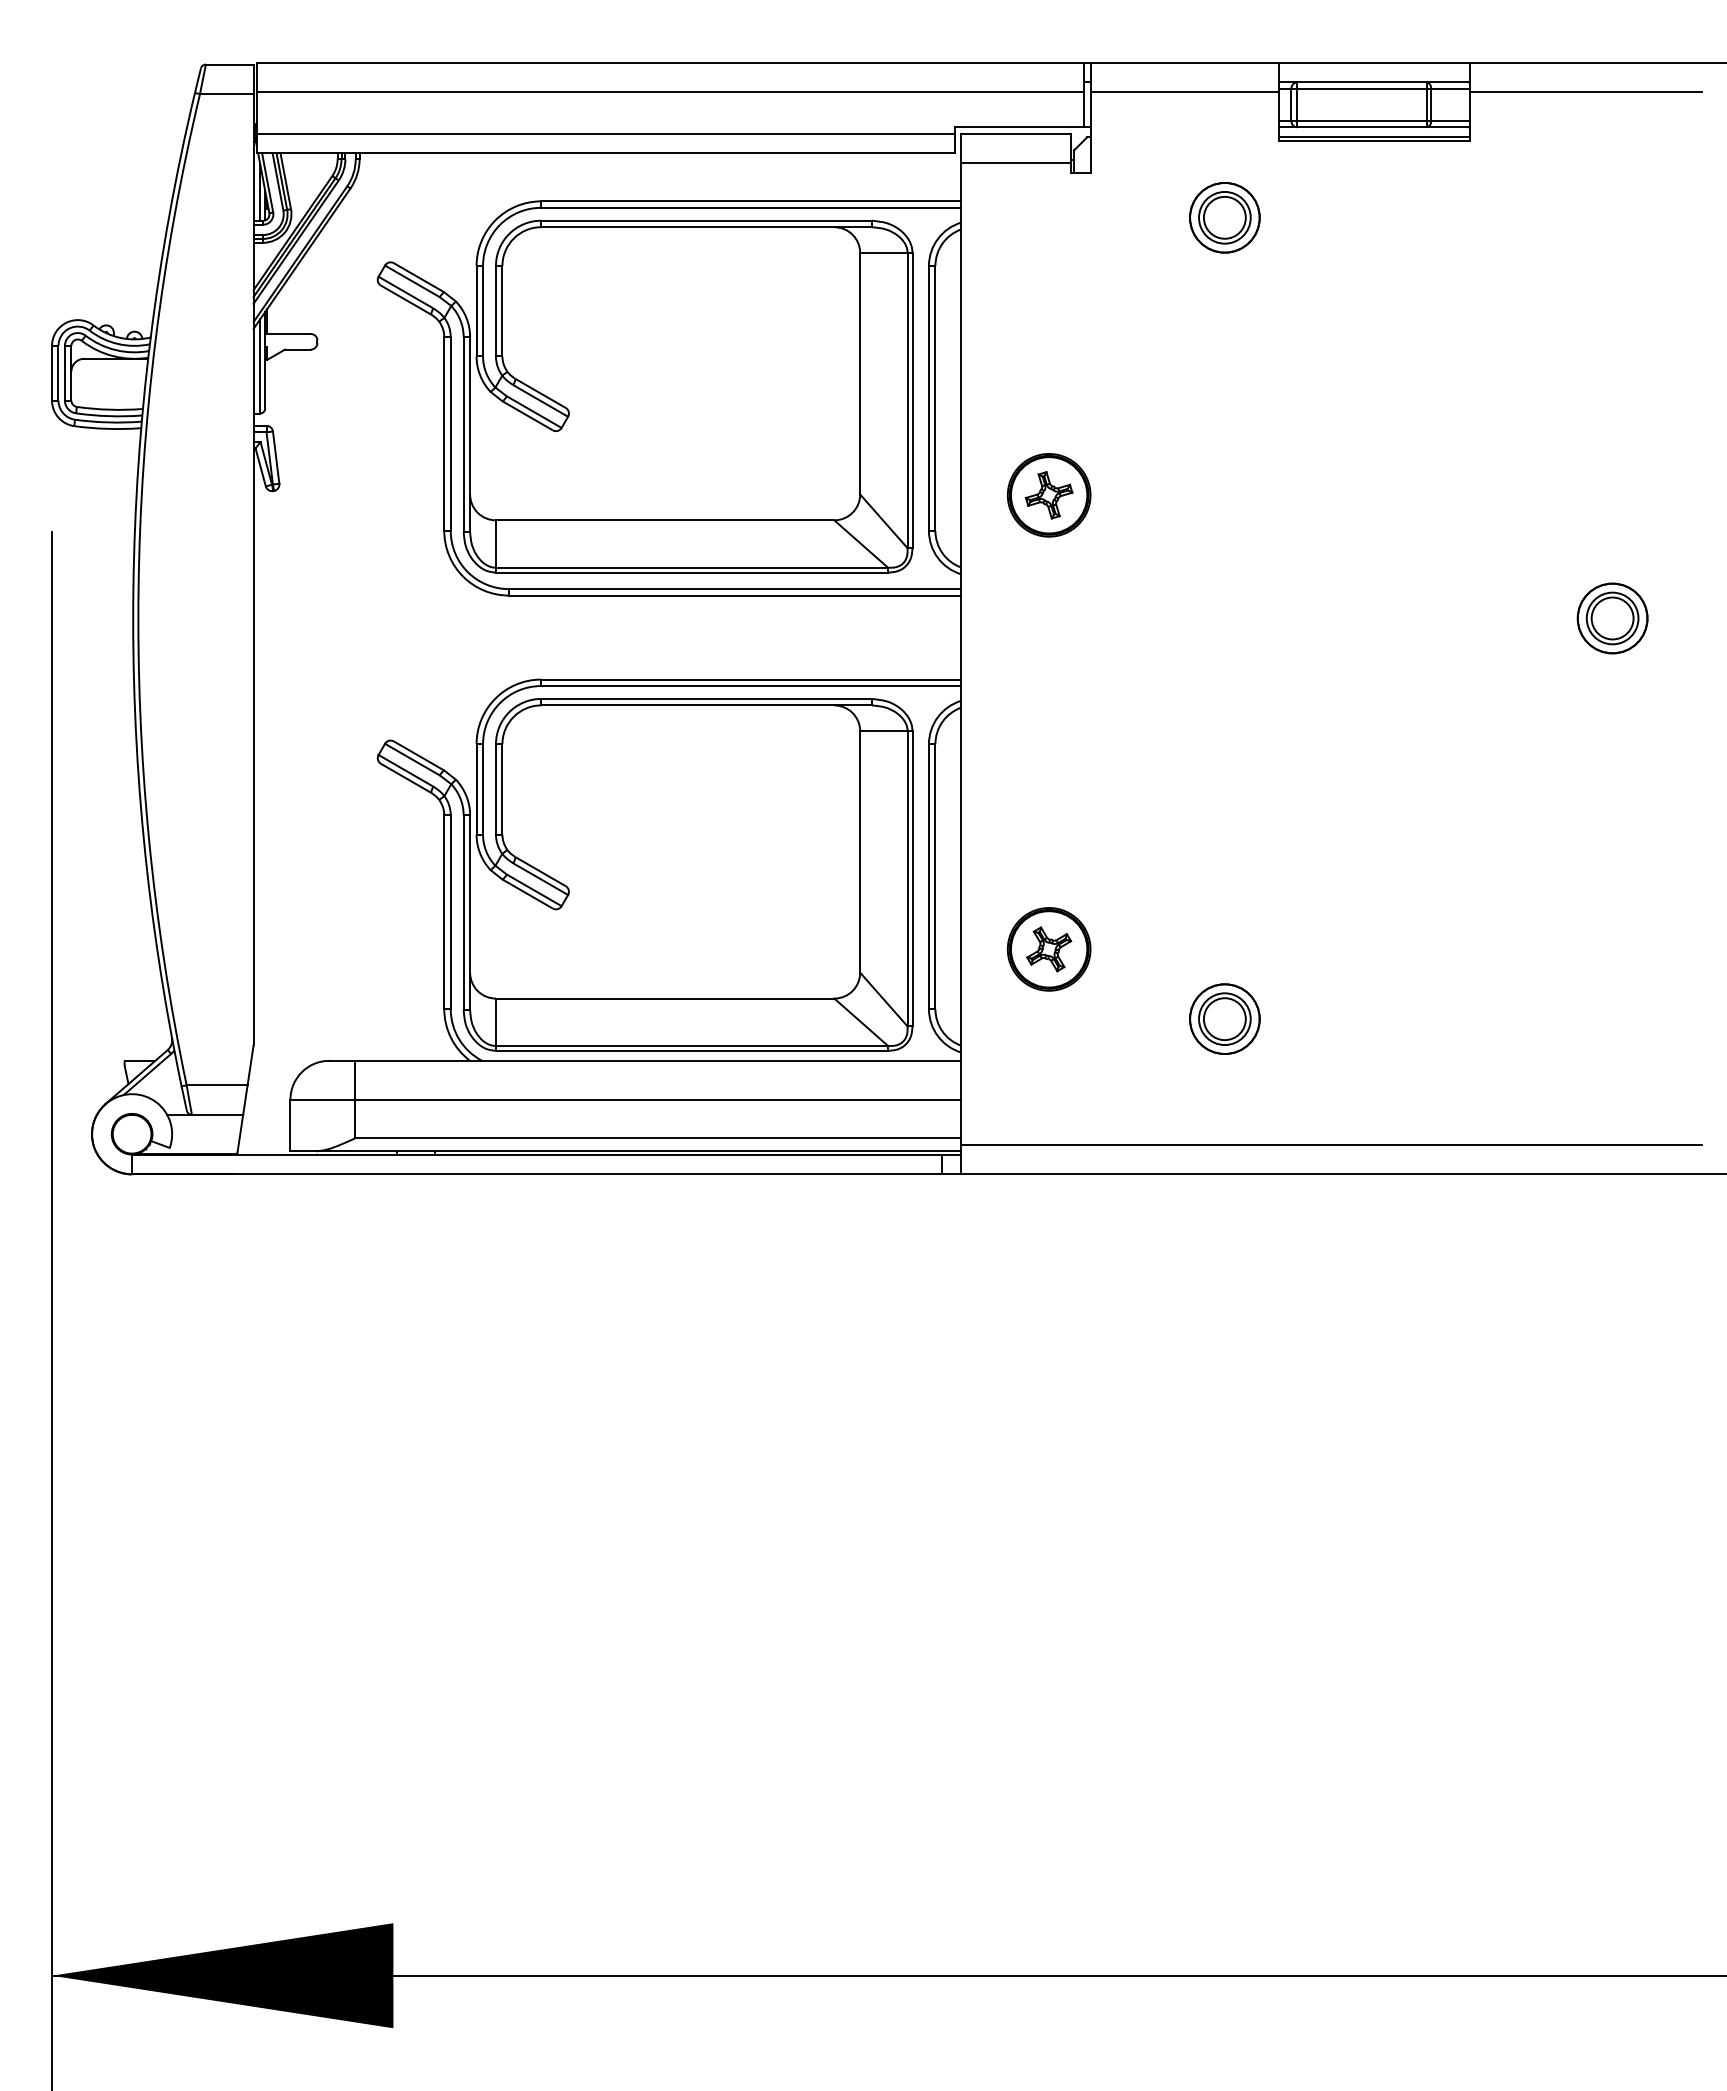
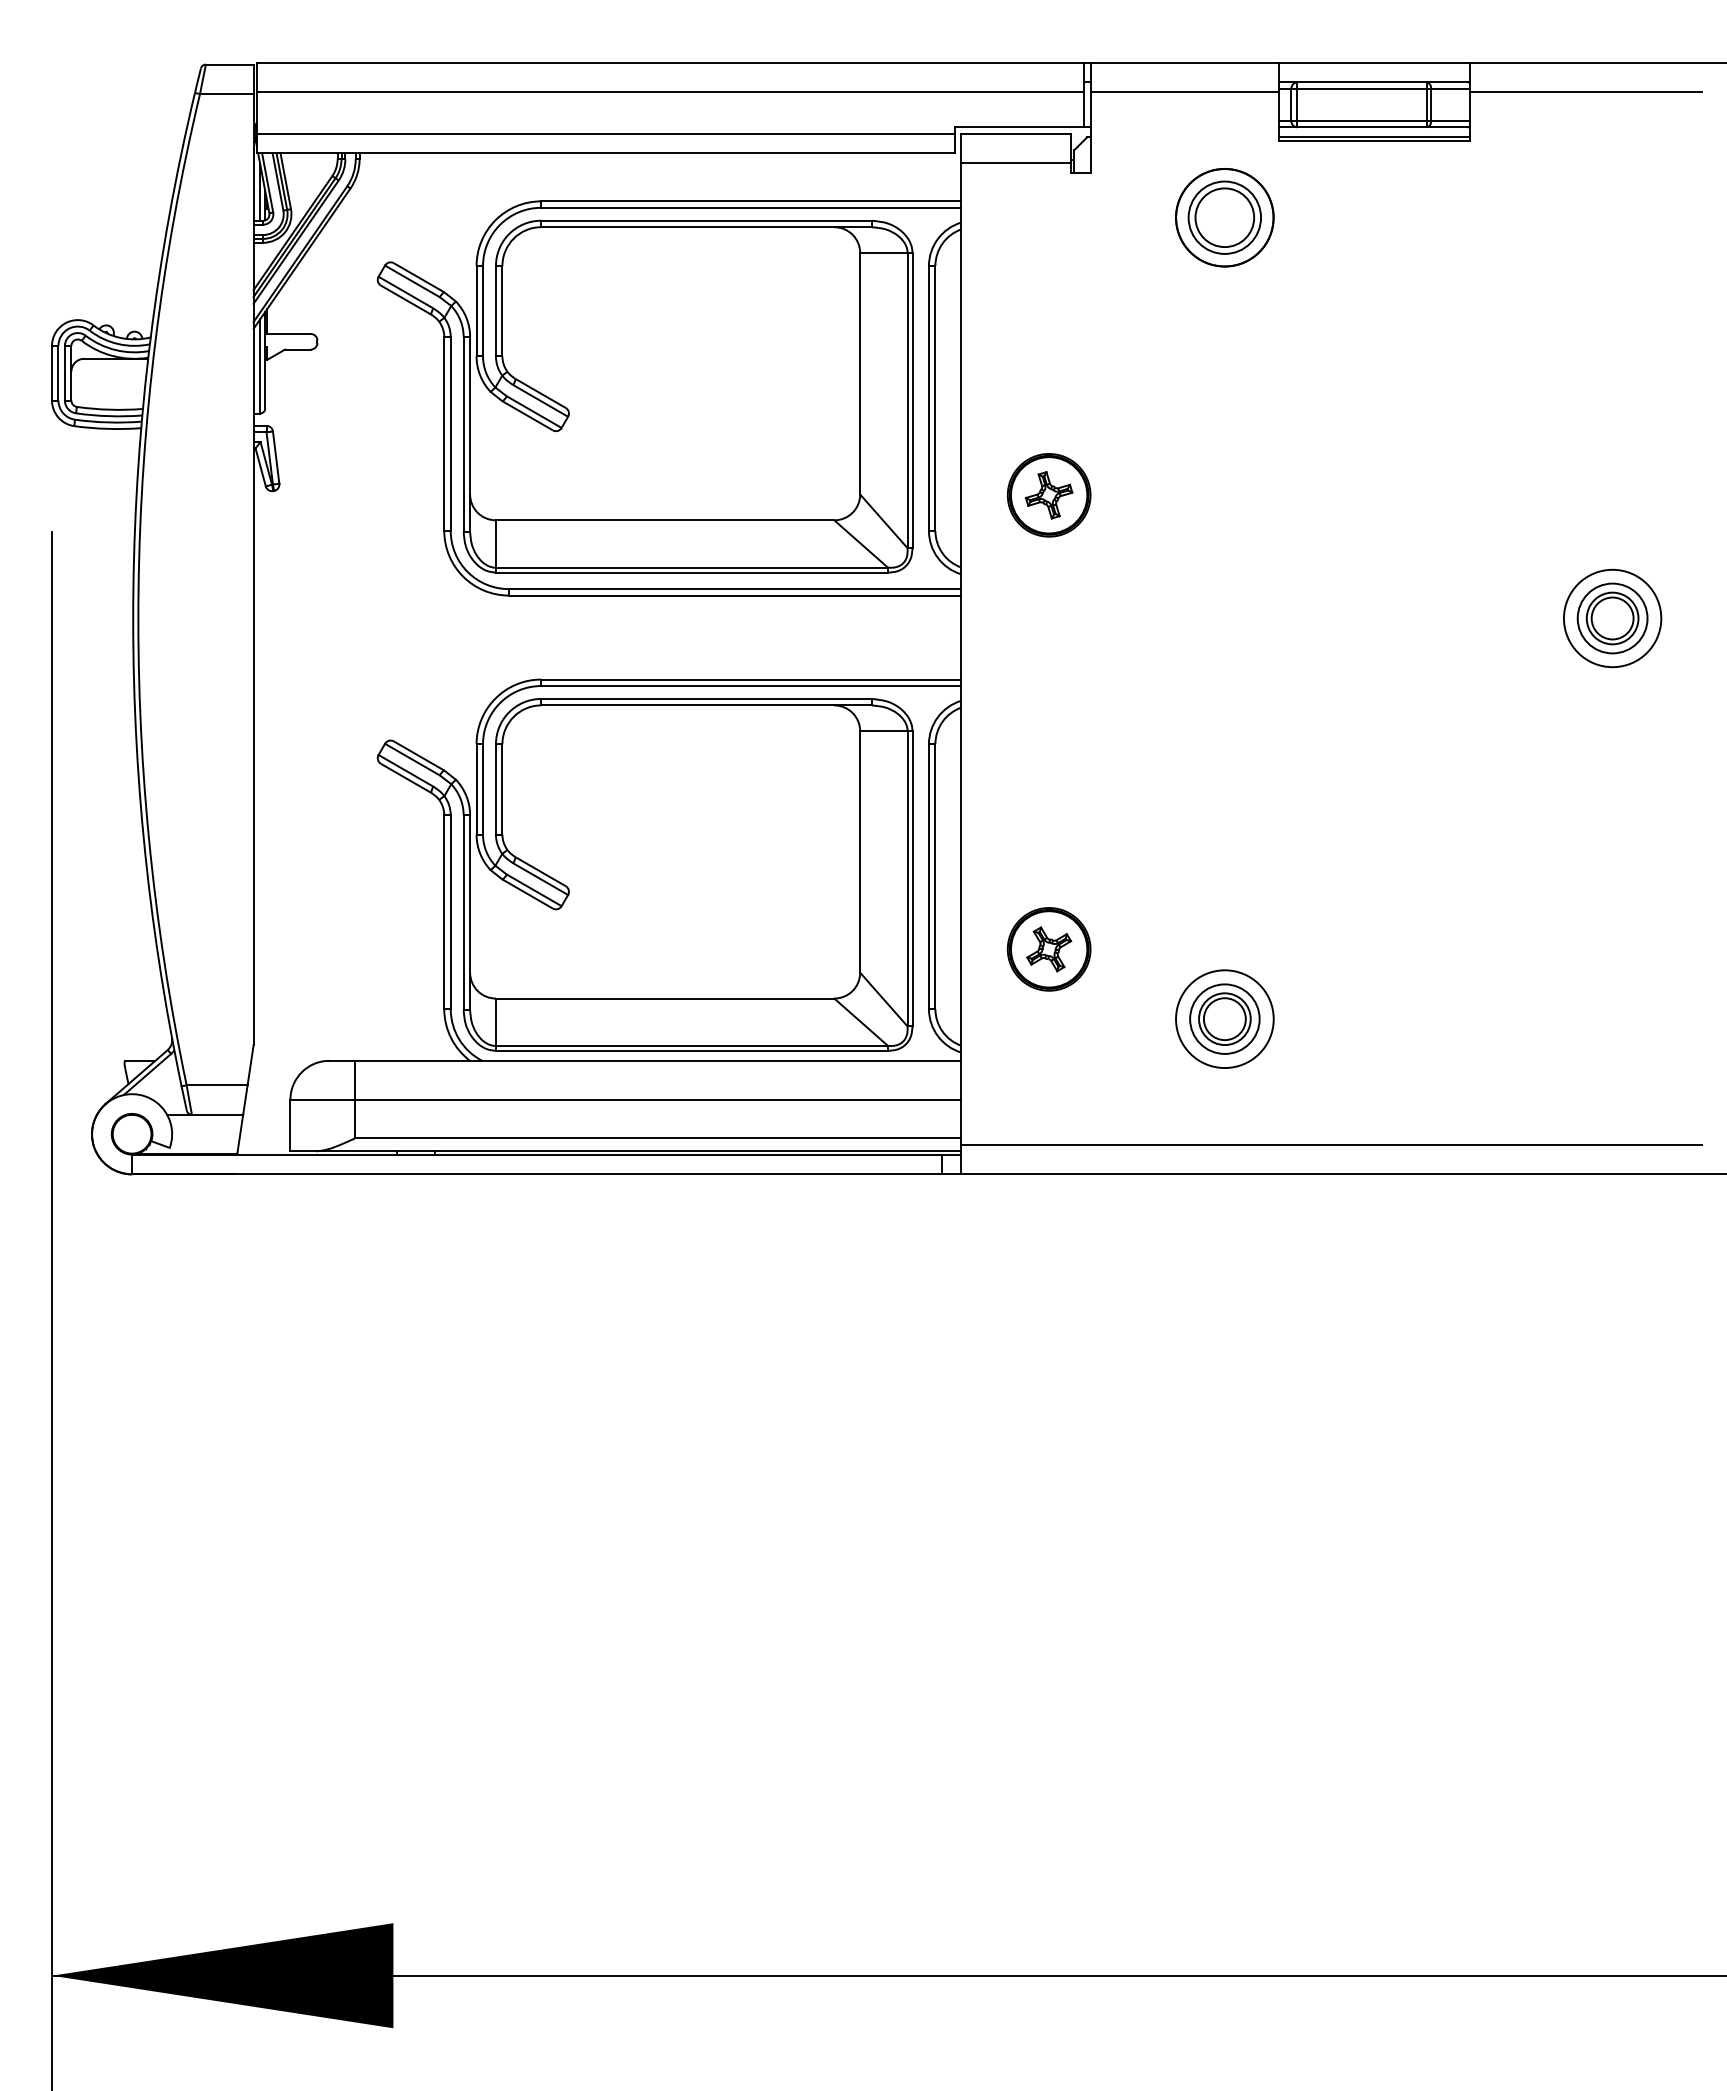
part size: 72x72 px -> 100x100 px (1224, 217)
circle diameter: 70 px -> 97 px (1612, 618)
circle diameter: 70 px -> 98 px (1224, 1019)
